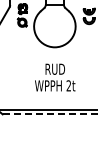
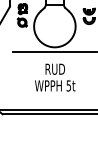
line: none -> present (53, 51)
text: 2t -> 5t (68, 85)
line: dashed -> solid (50, 114)
